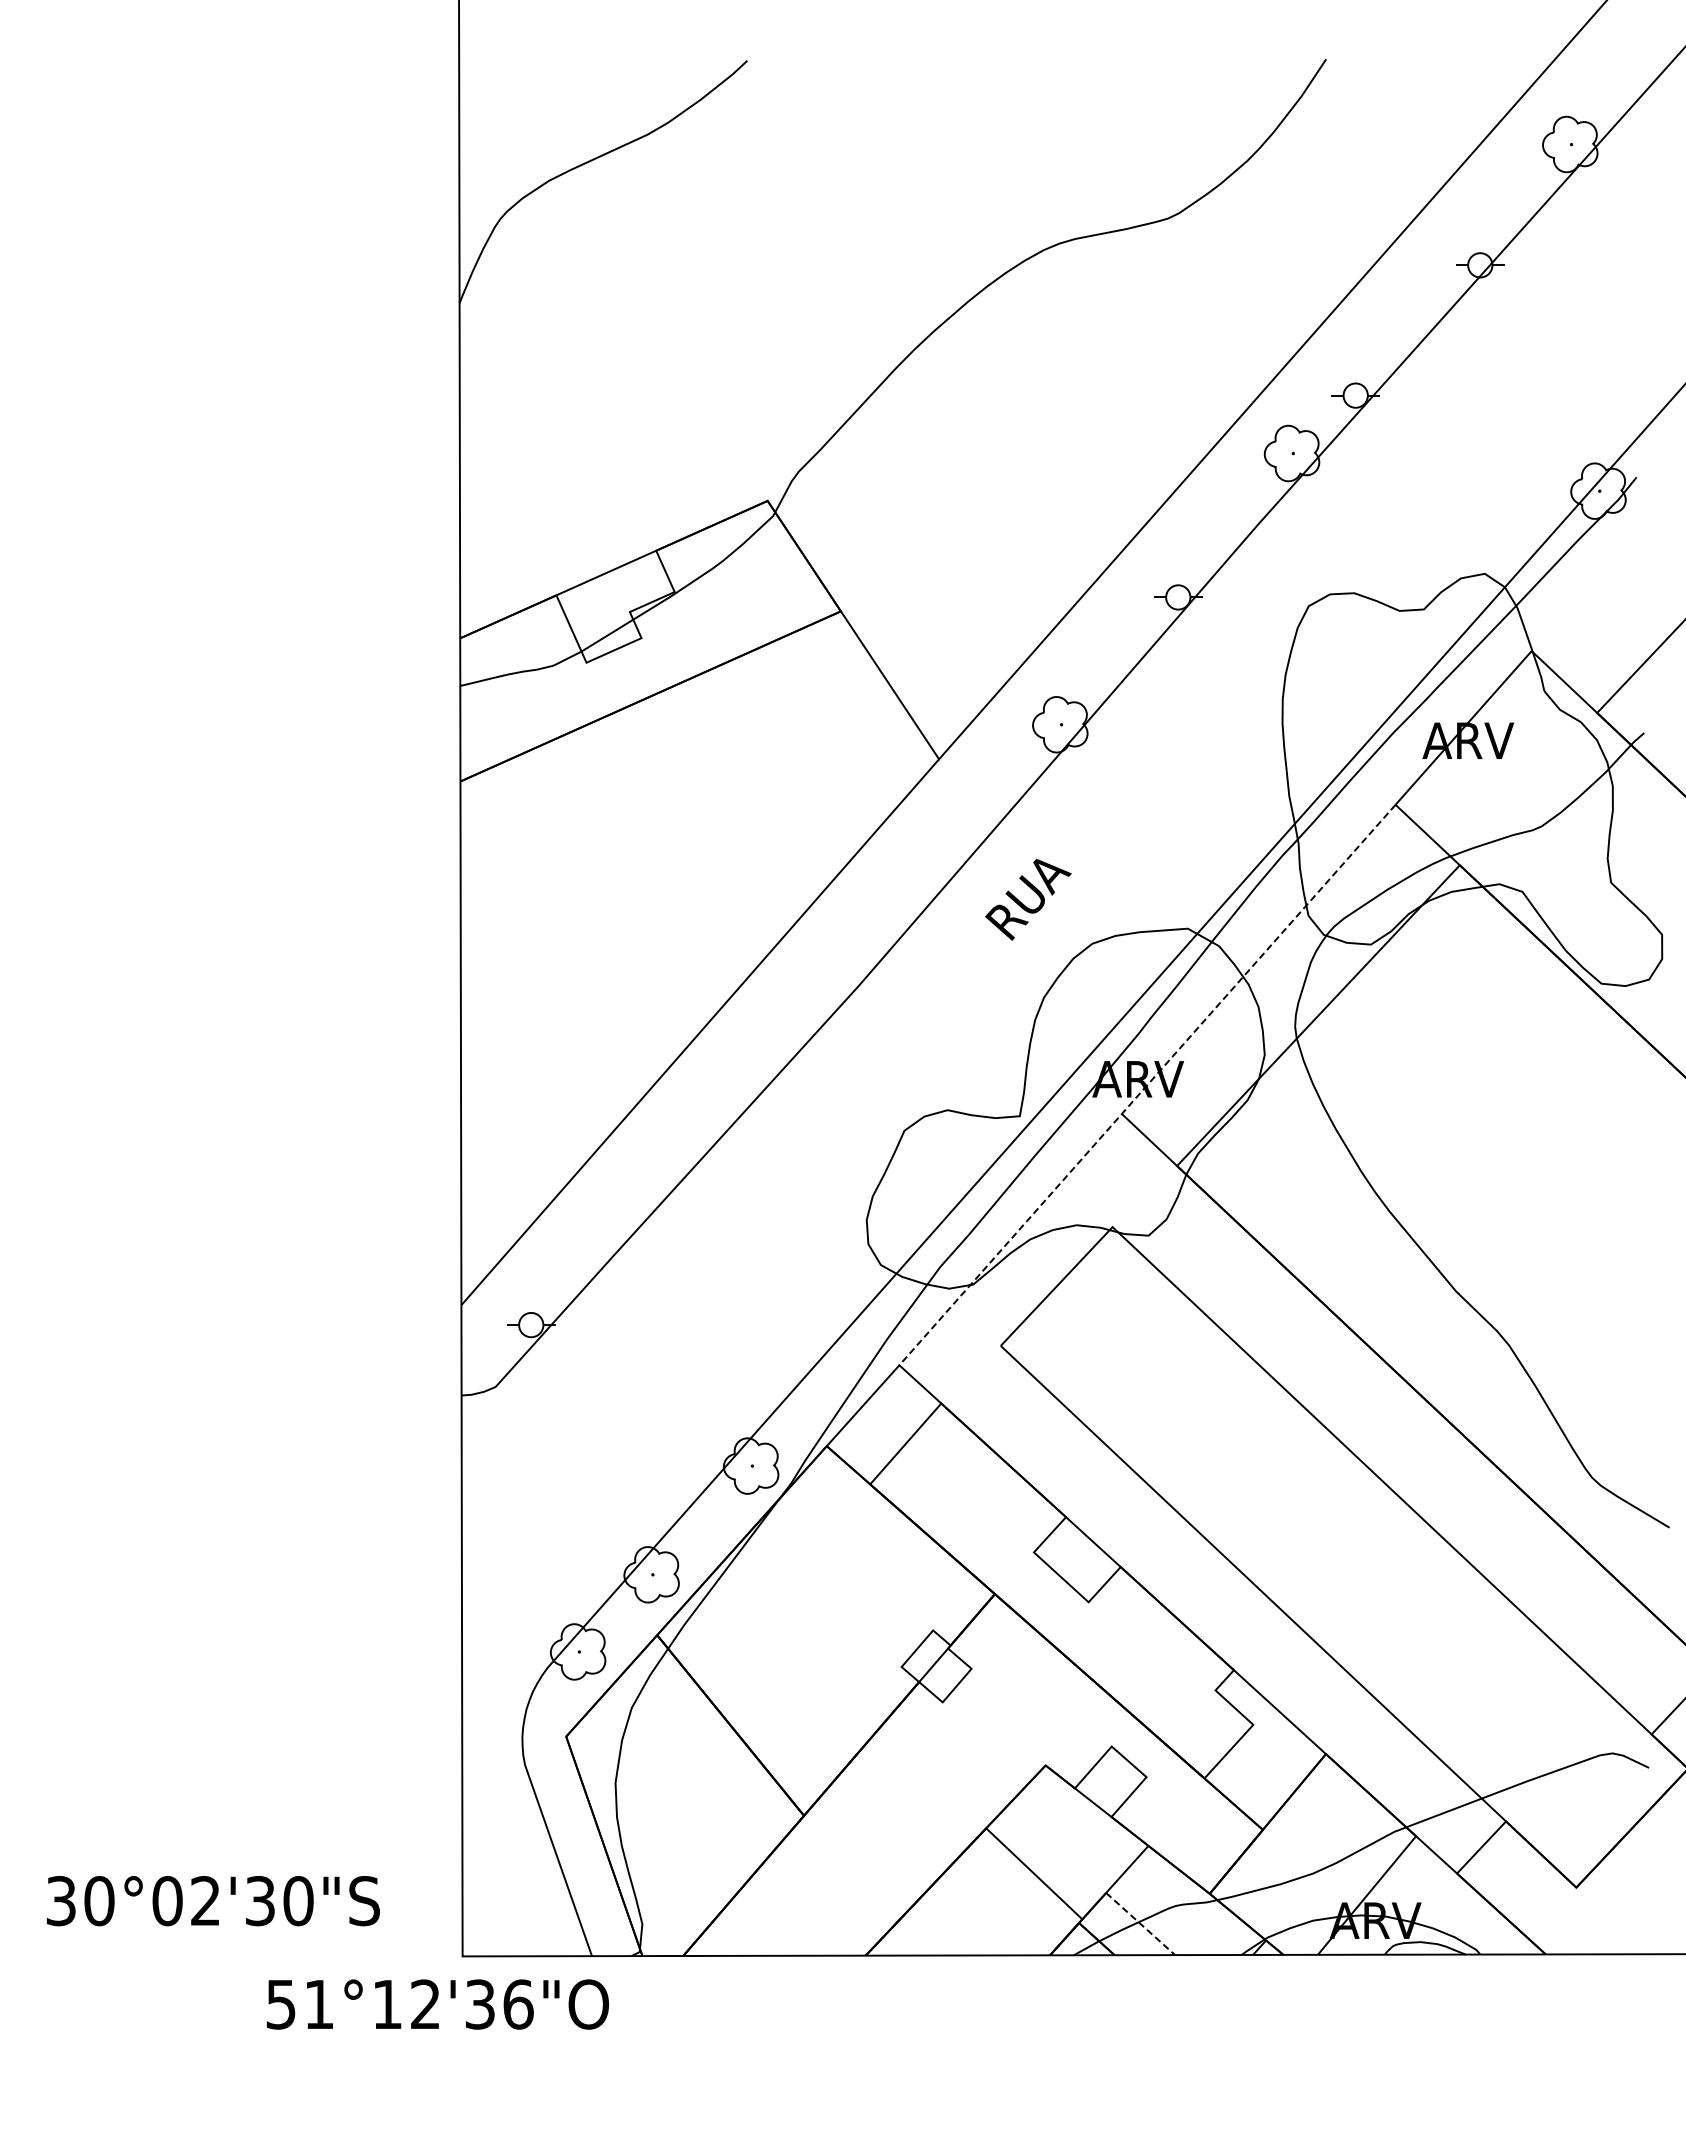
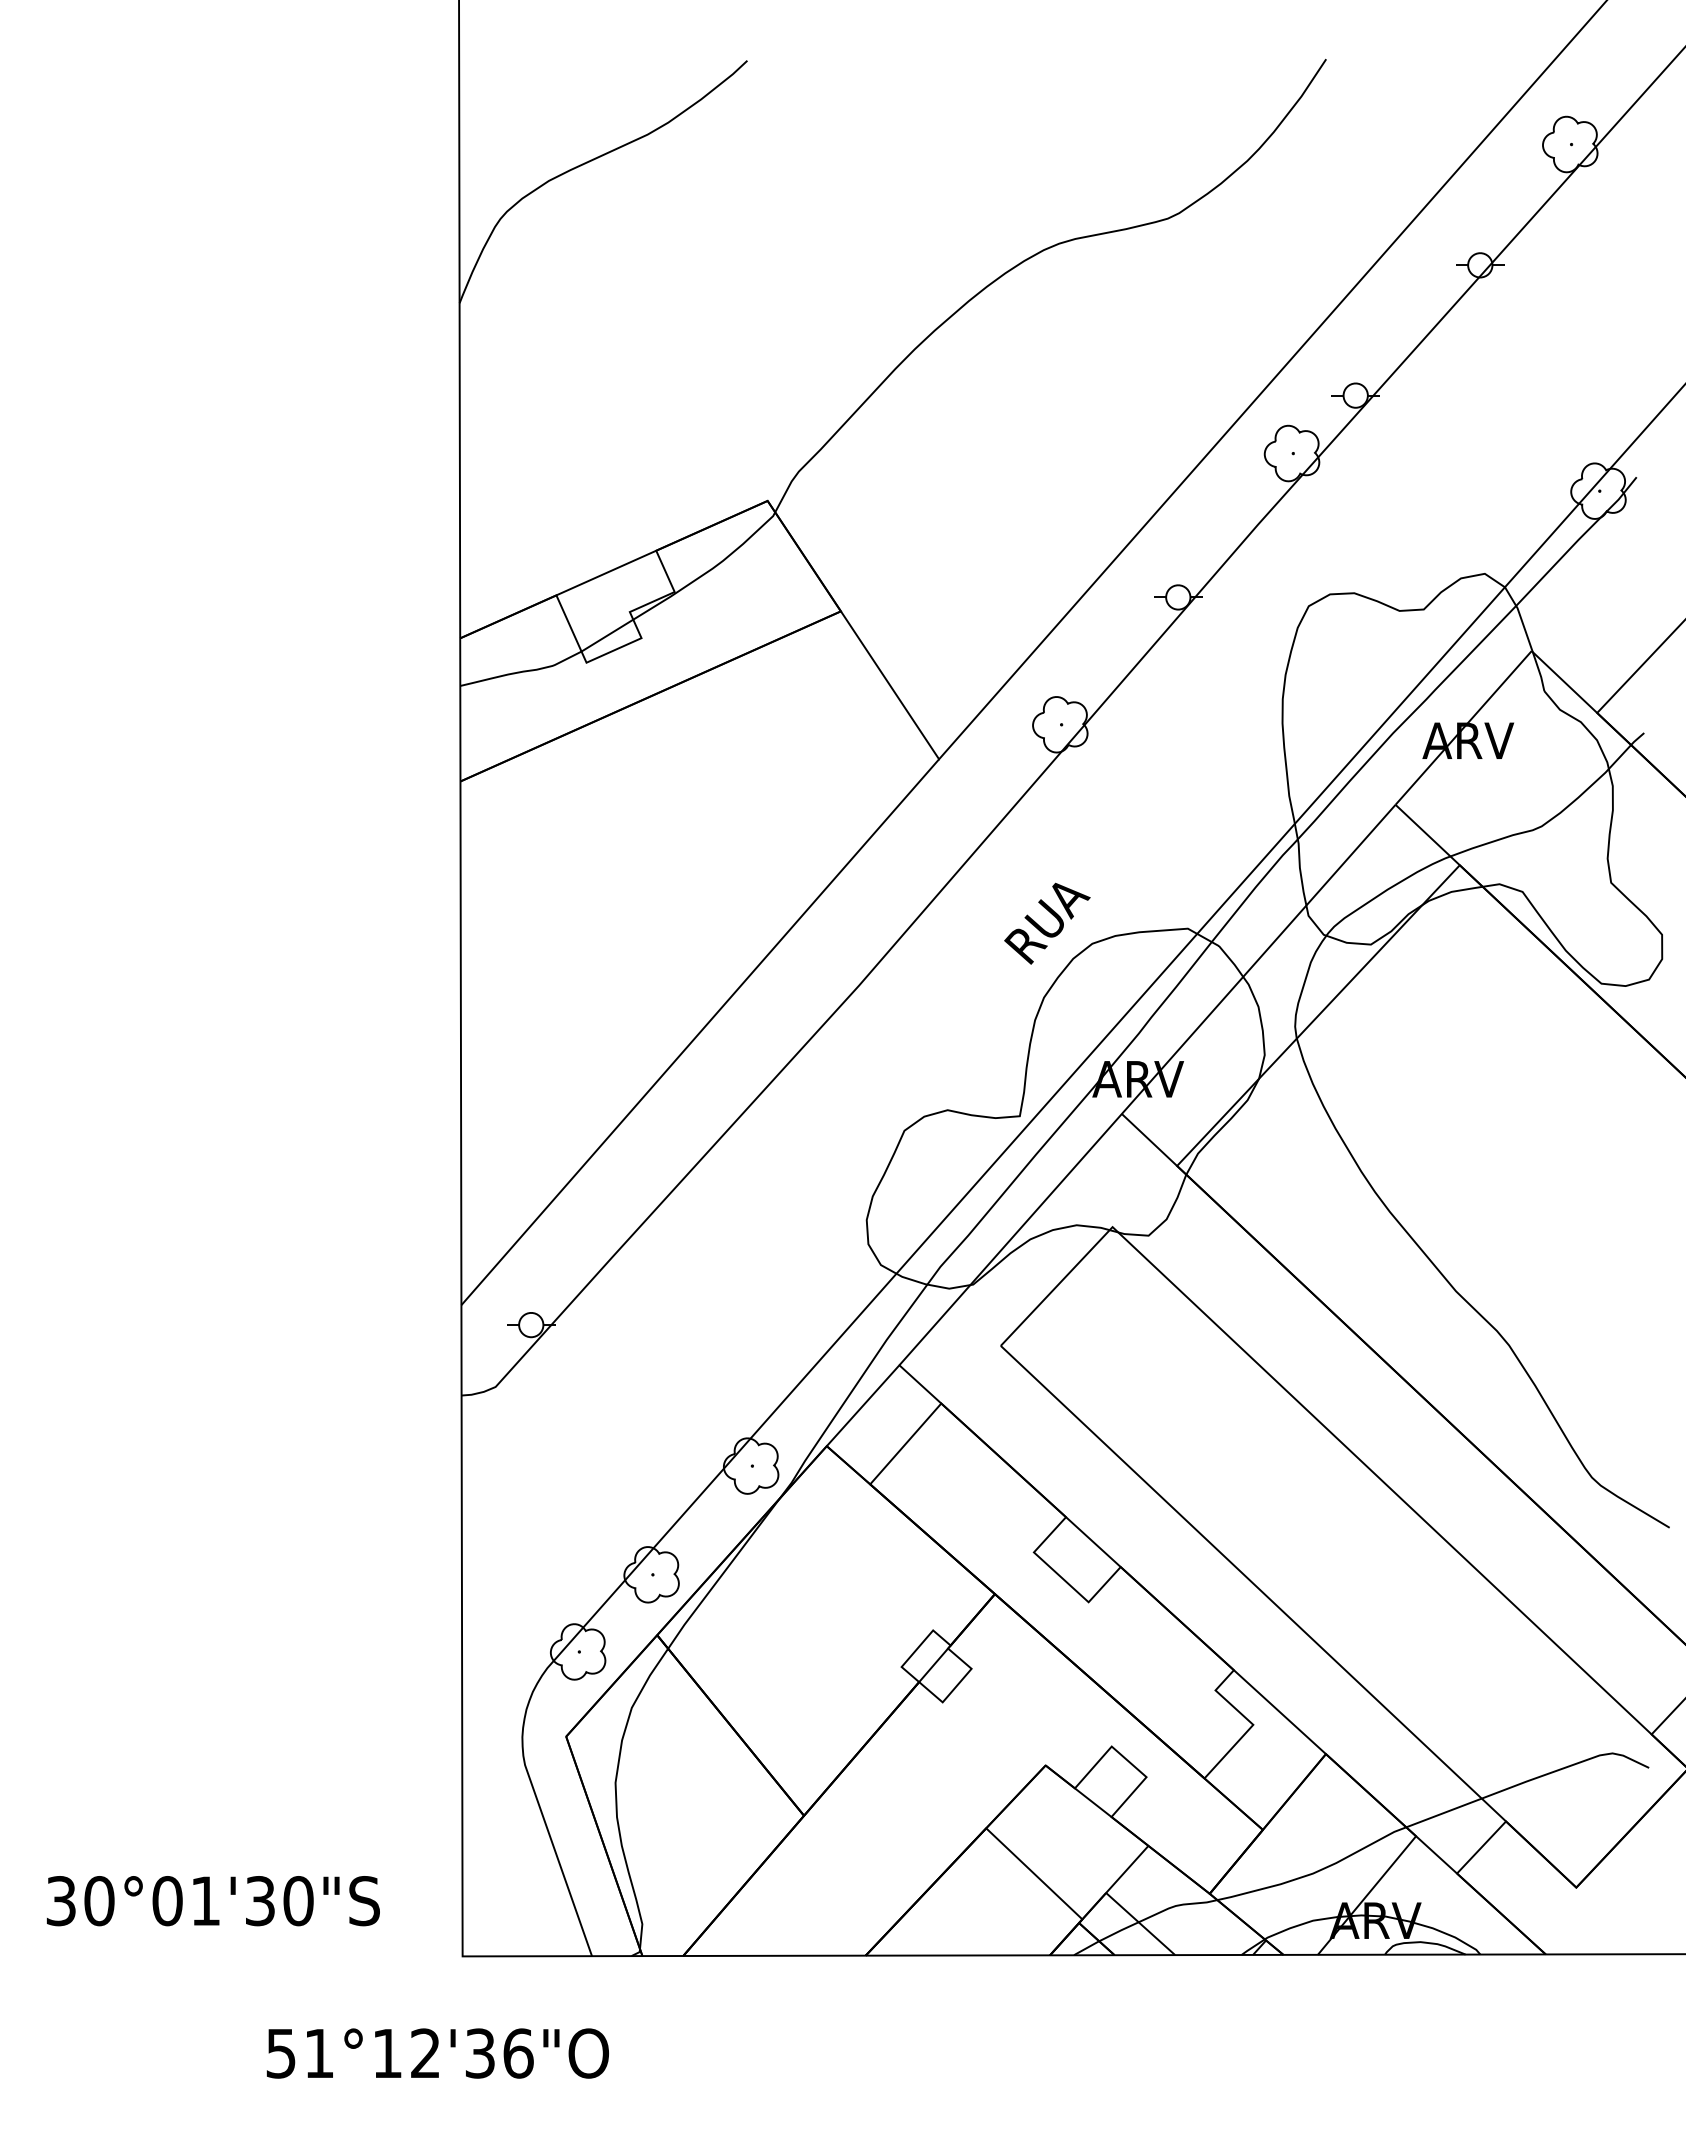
text position: (1028, 899) -> (1047, 923) (1047, 923)
line: dashed -> solid (1147, 1085)
text: 30°02'30"S -> 30°01'30"S (205, 1900)
line: dashed -> solid (1141, 1924)
text position: (437, 2004) -> (437, 2053) (437, 2053)
